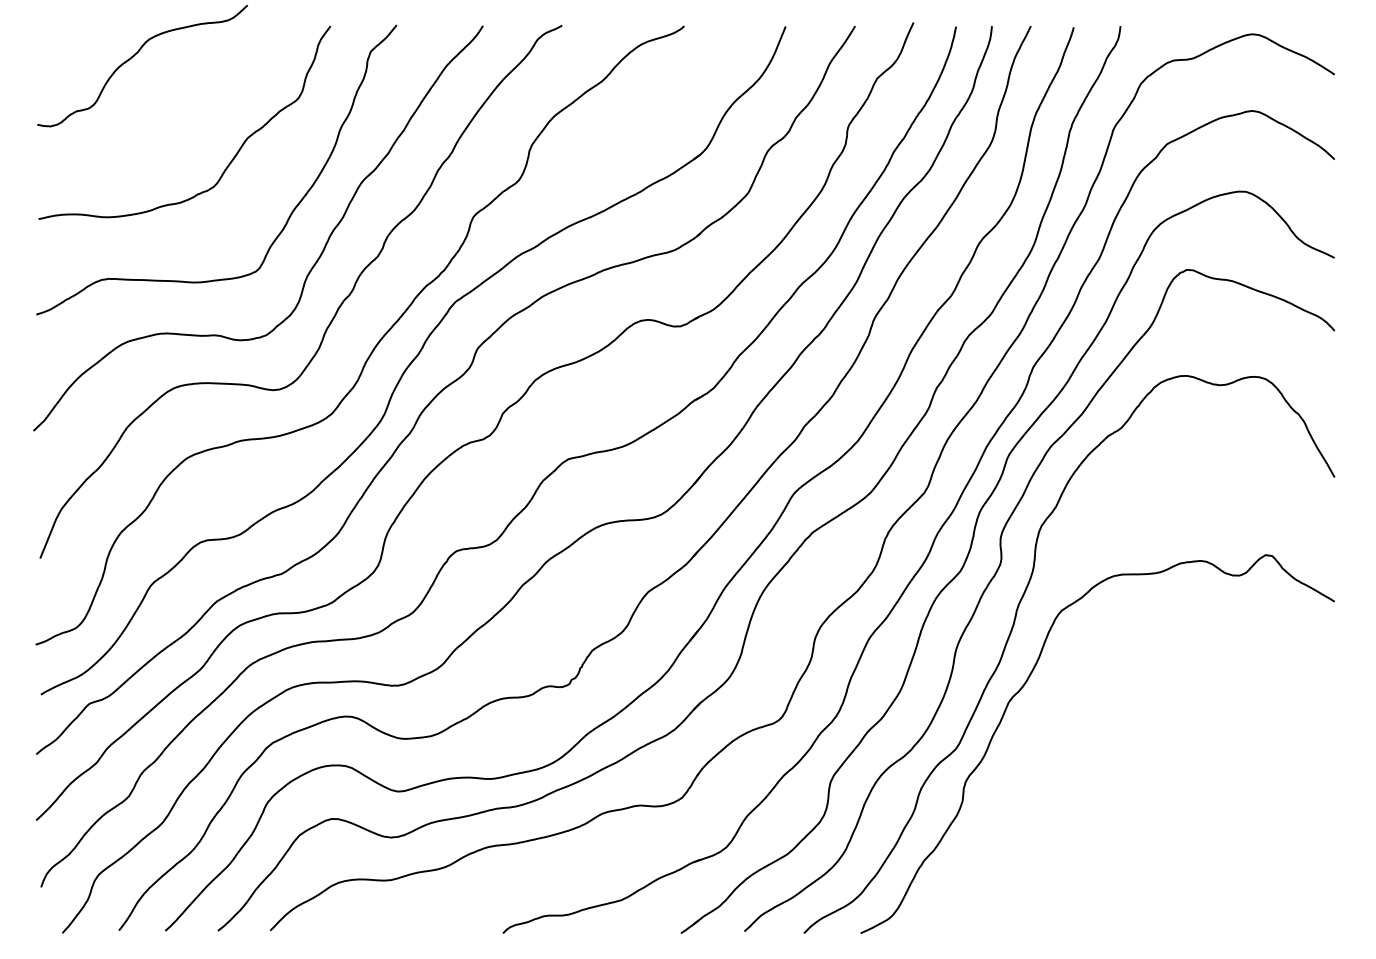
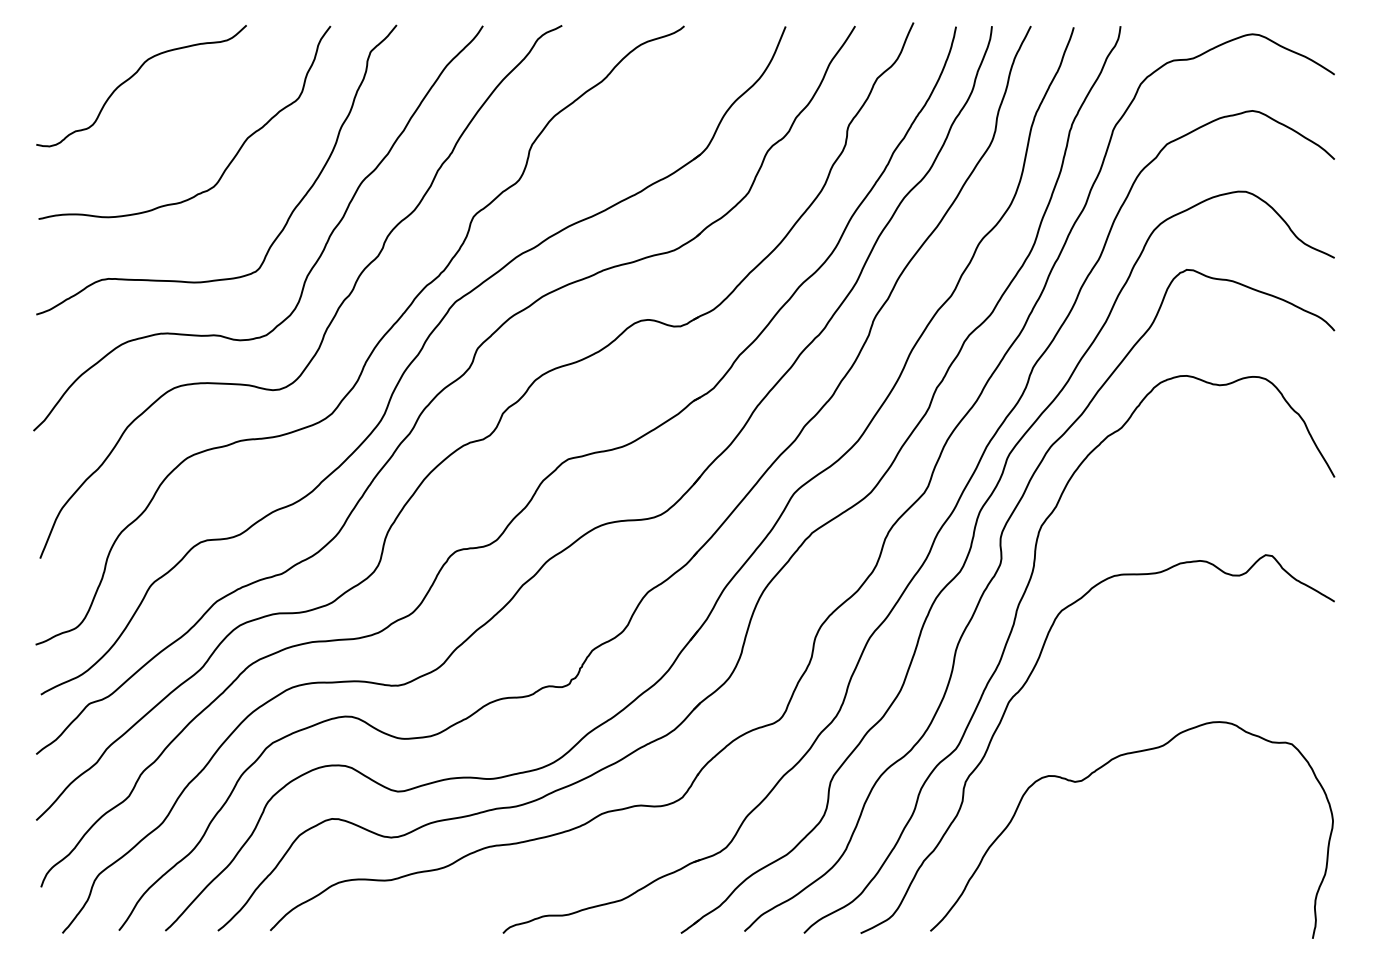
curve position: (133, 57) -> (132, 77) (132, 77)
curve: none -> present (1087, 778)
